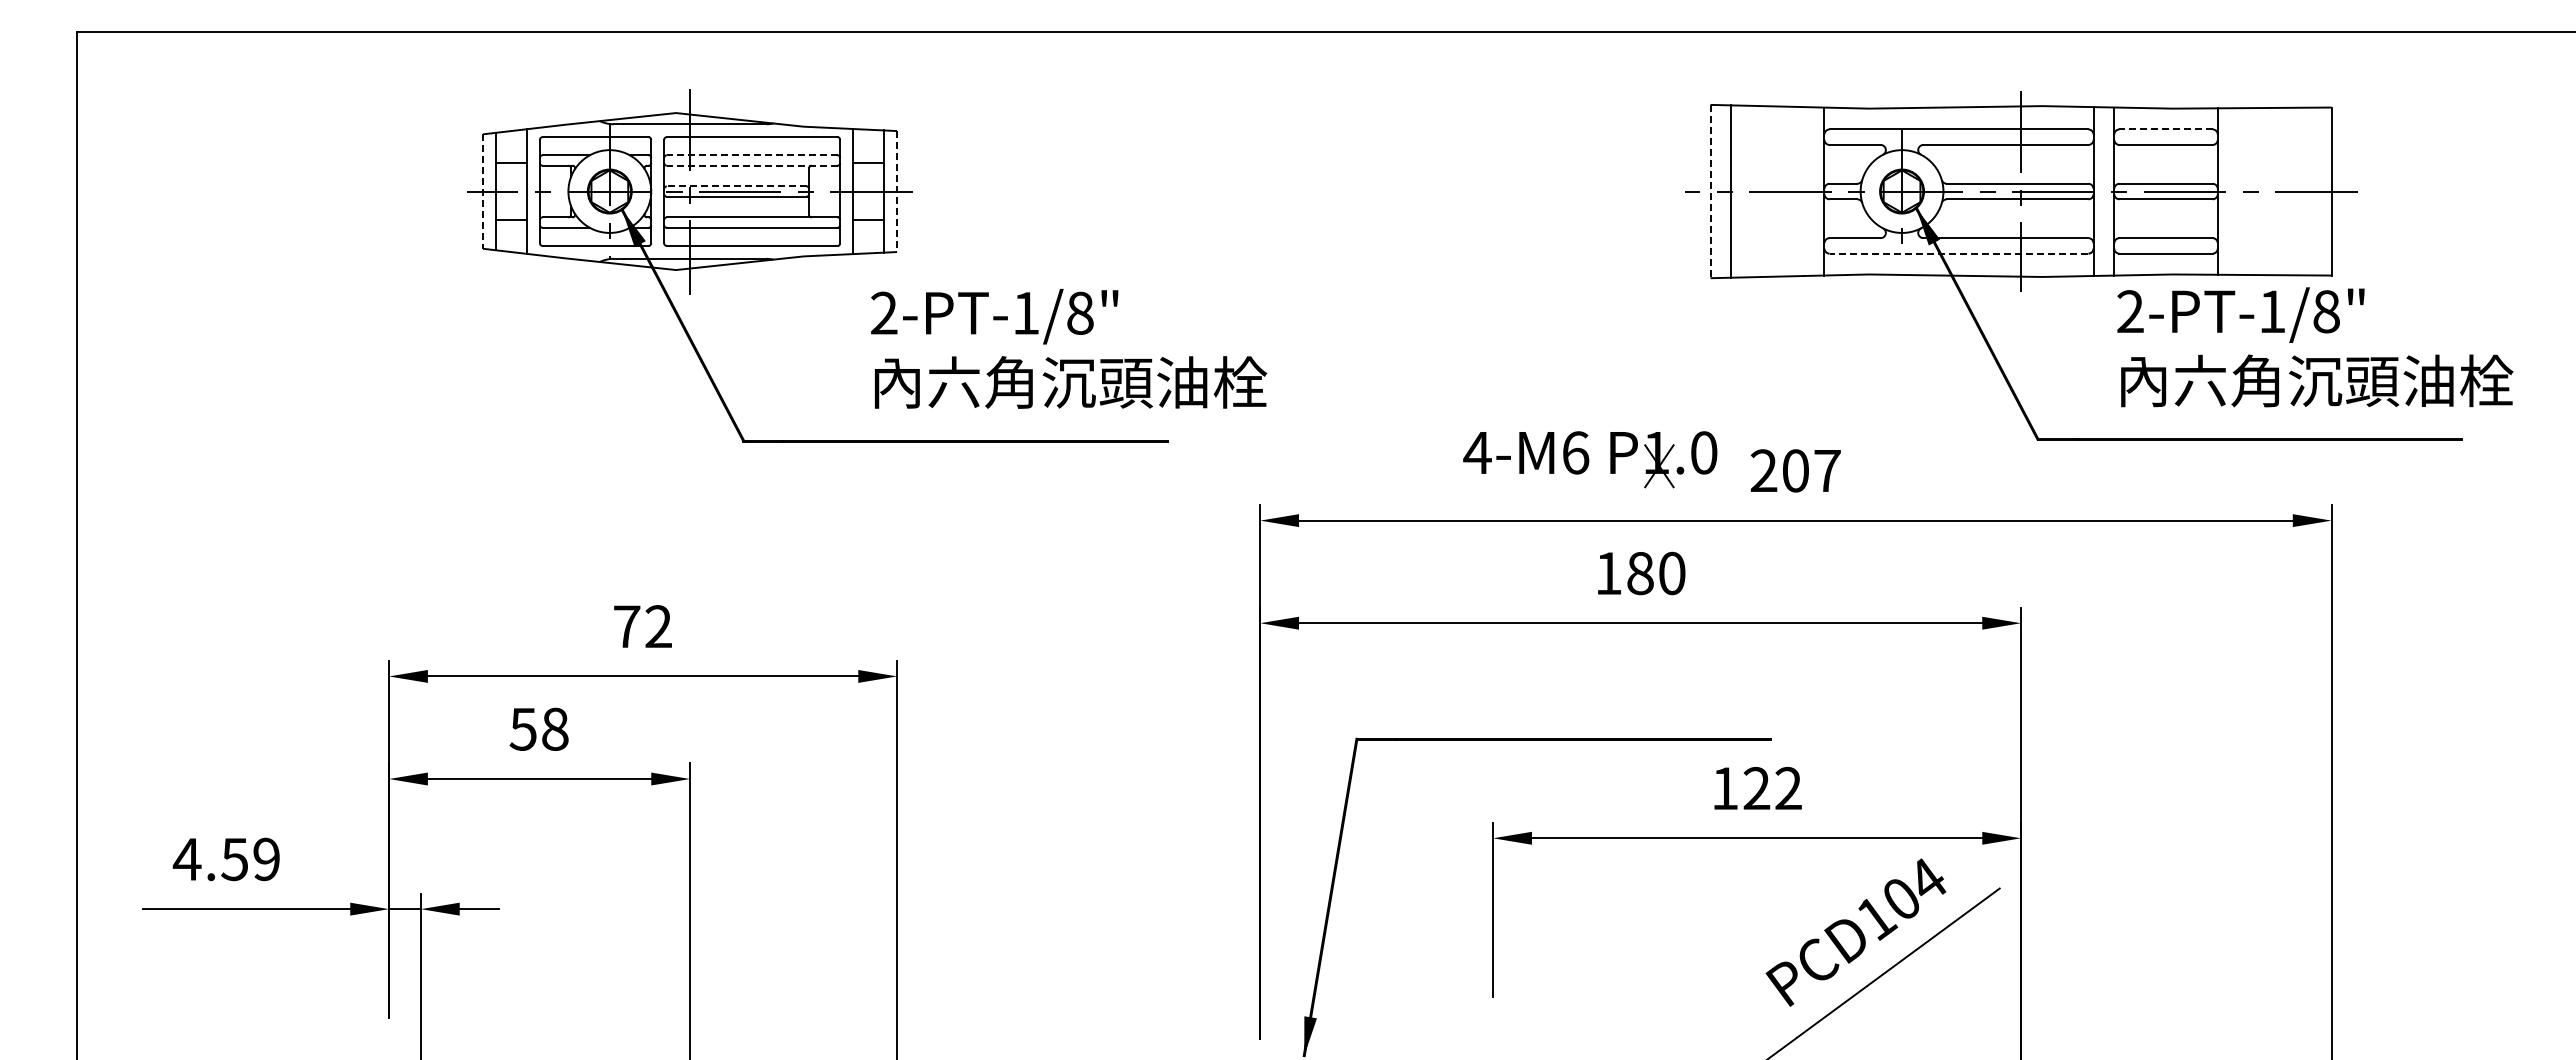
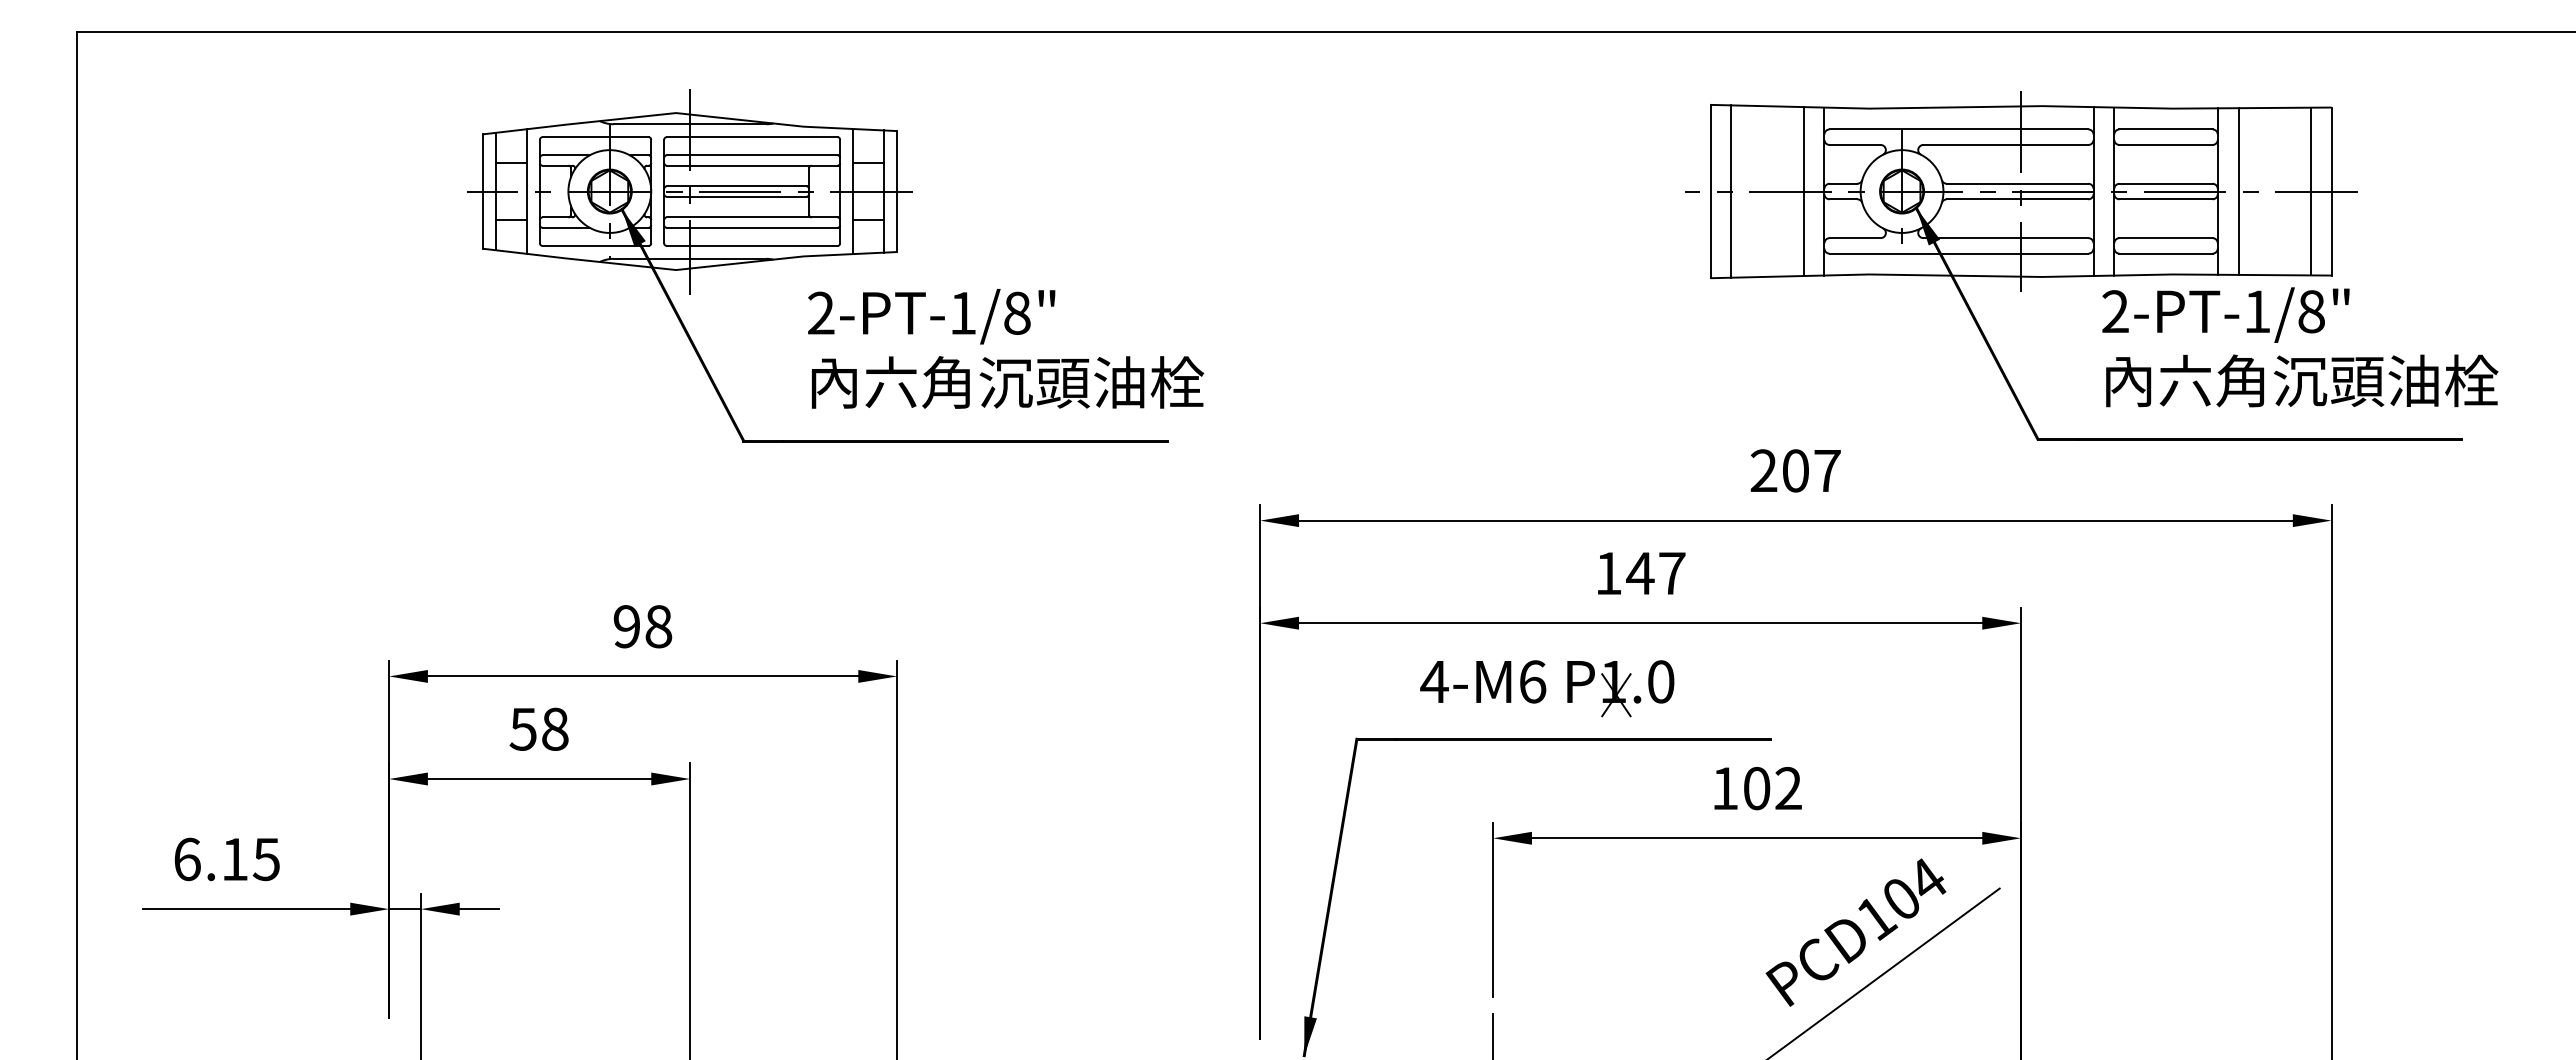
line: dashed -> solid (2166, 129)
line: dashed -> solid (751, 155)
line: dashed -> solid (751, 165)
line: dashed -> solid (736, 186)
line: dashed -> solid (1710, 191)
line: none -> present (1803, 191)
line: none -> present (2238, 191)
line: none -> present (2310, 191)
line: dashed -> solid (483, 192)
line: dashed -> solid (897, 192)
line: dashed -> solid (1958, 253)
text position: (2315, 347) -> (2300, 347) (2300, 347)
text position: (1069, 348) -> (1006, 348) (1006, 348)
part position: (1590, 459) -> (1547, 688) (1547, 688)
text: 180 -> 147 (1655, 573)
text: 72 -> 98 (642, 626)
text: 122 -> 102 (1756, 788)
text: 4.59 -> 6.15 (225, 859)
line: none -> present (1493, 1034)
